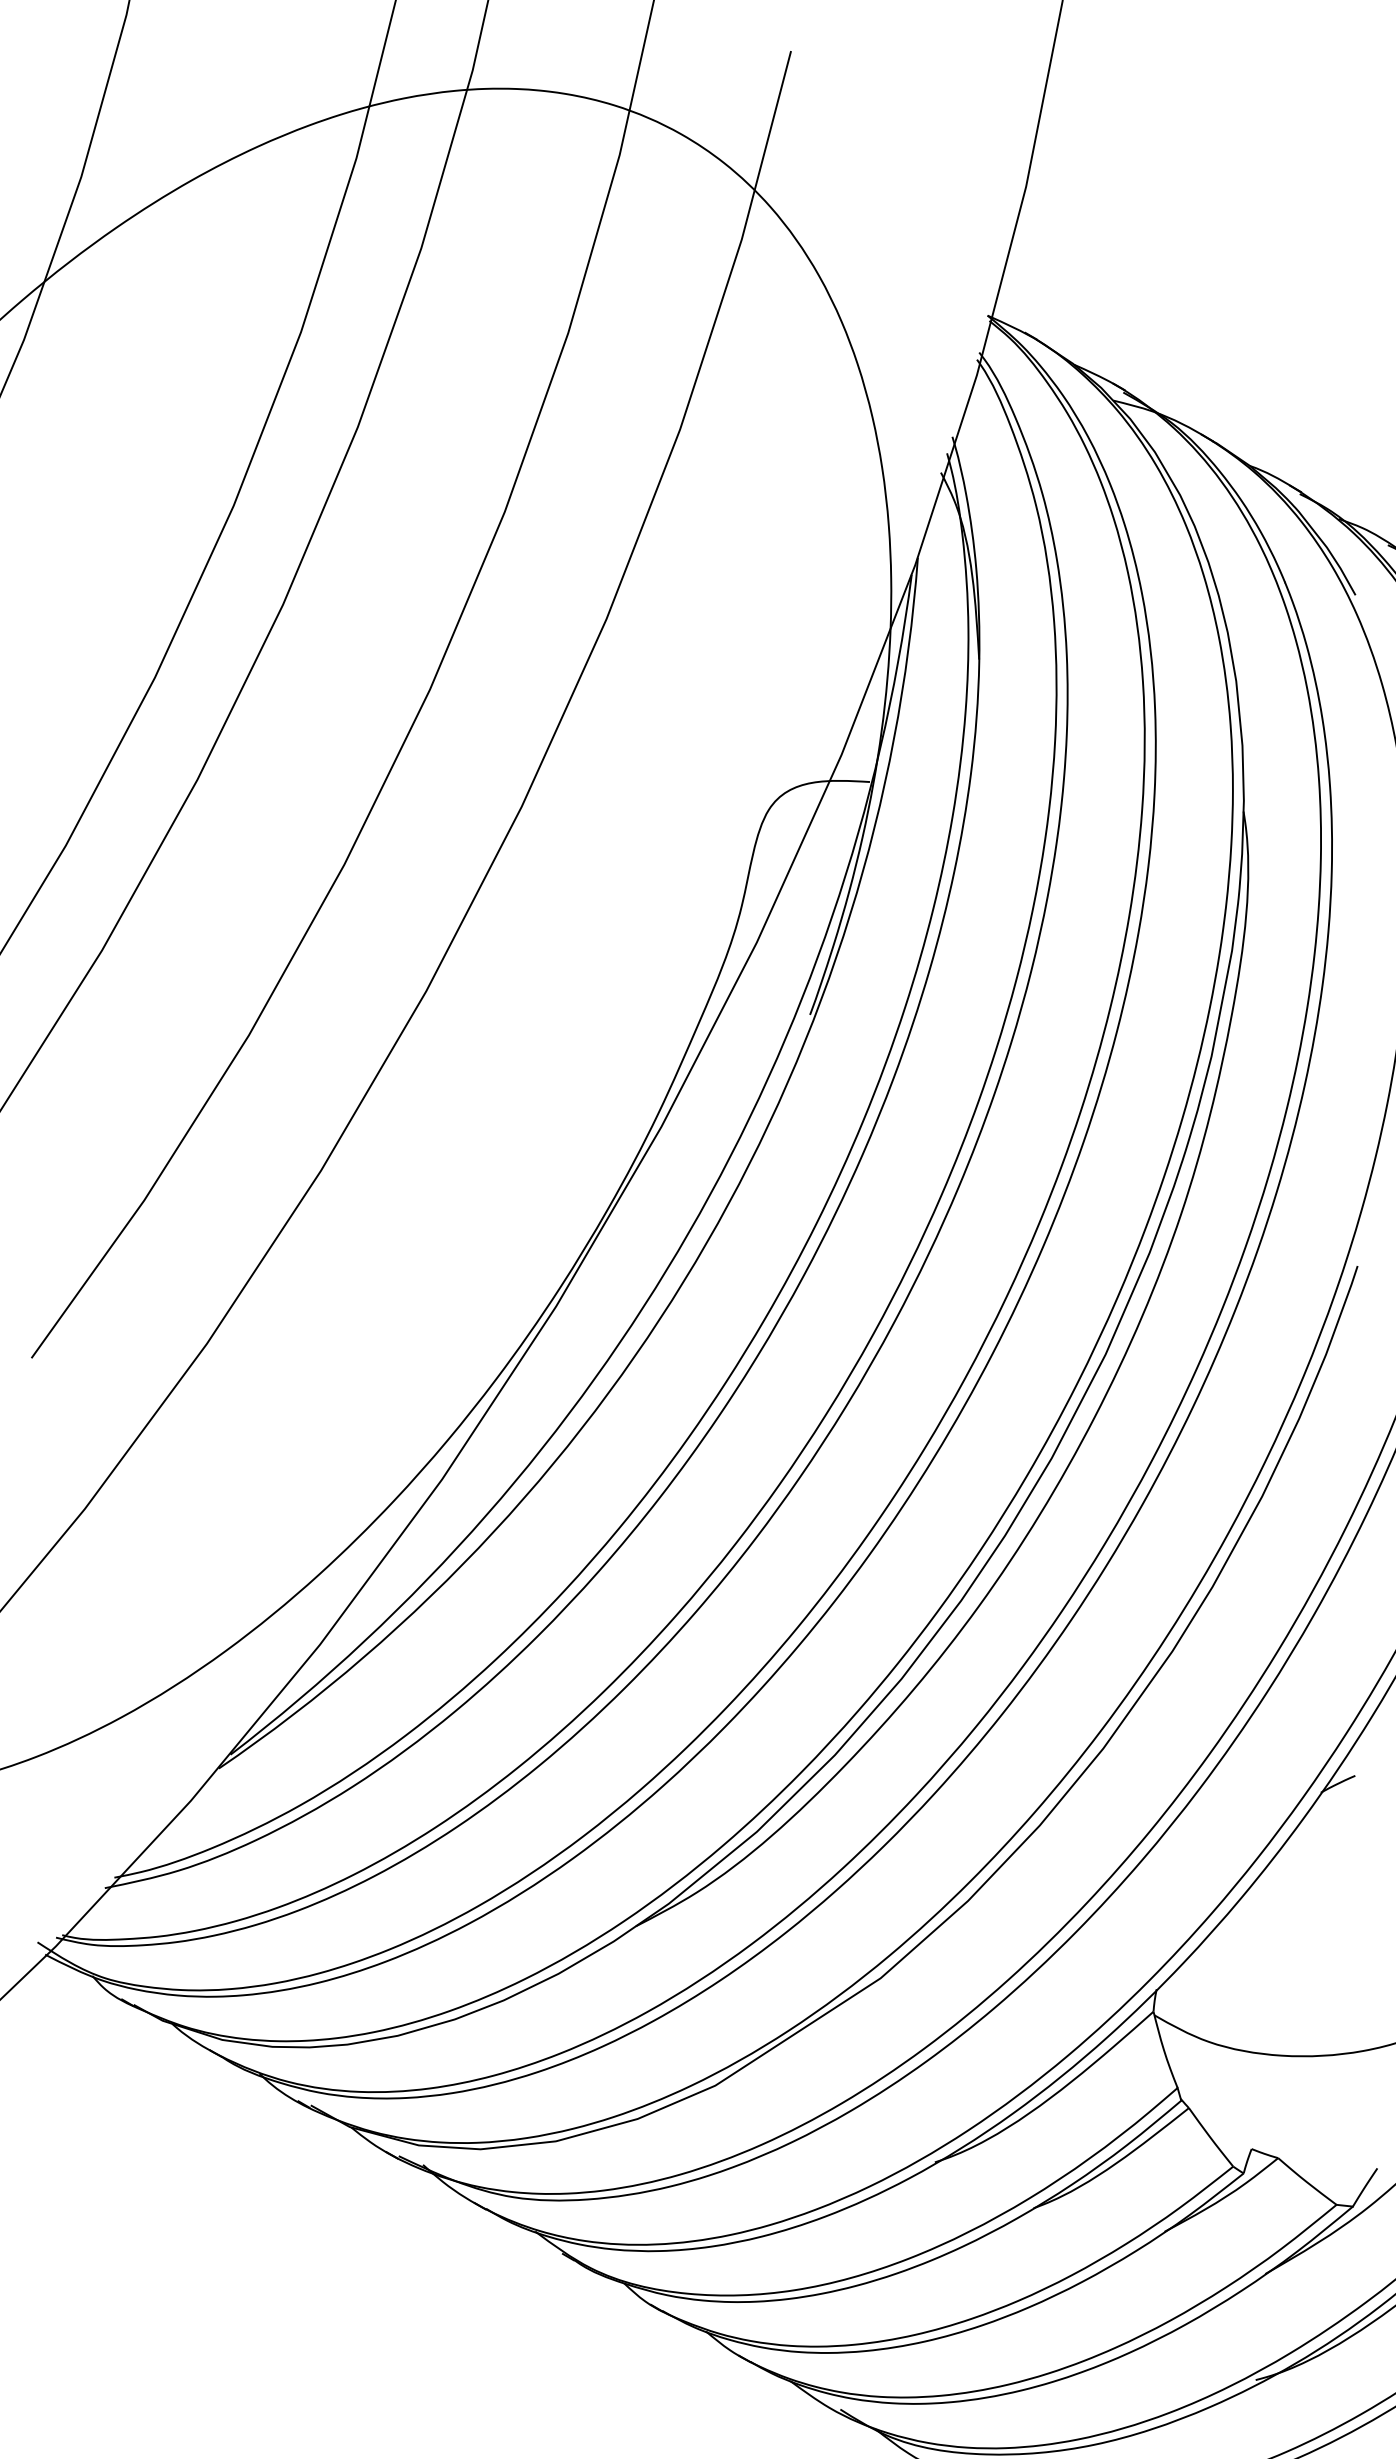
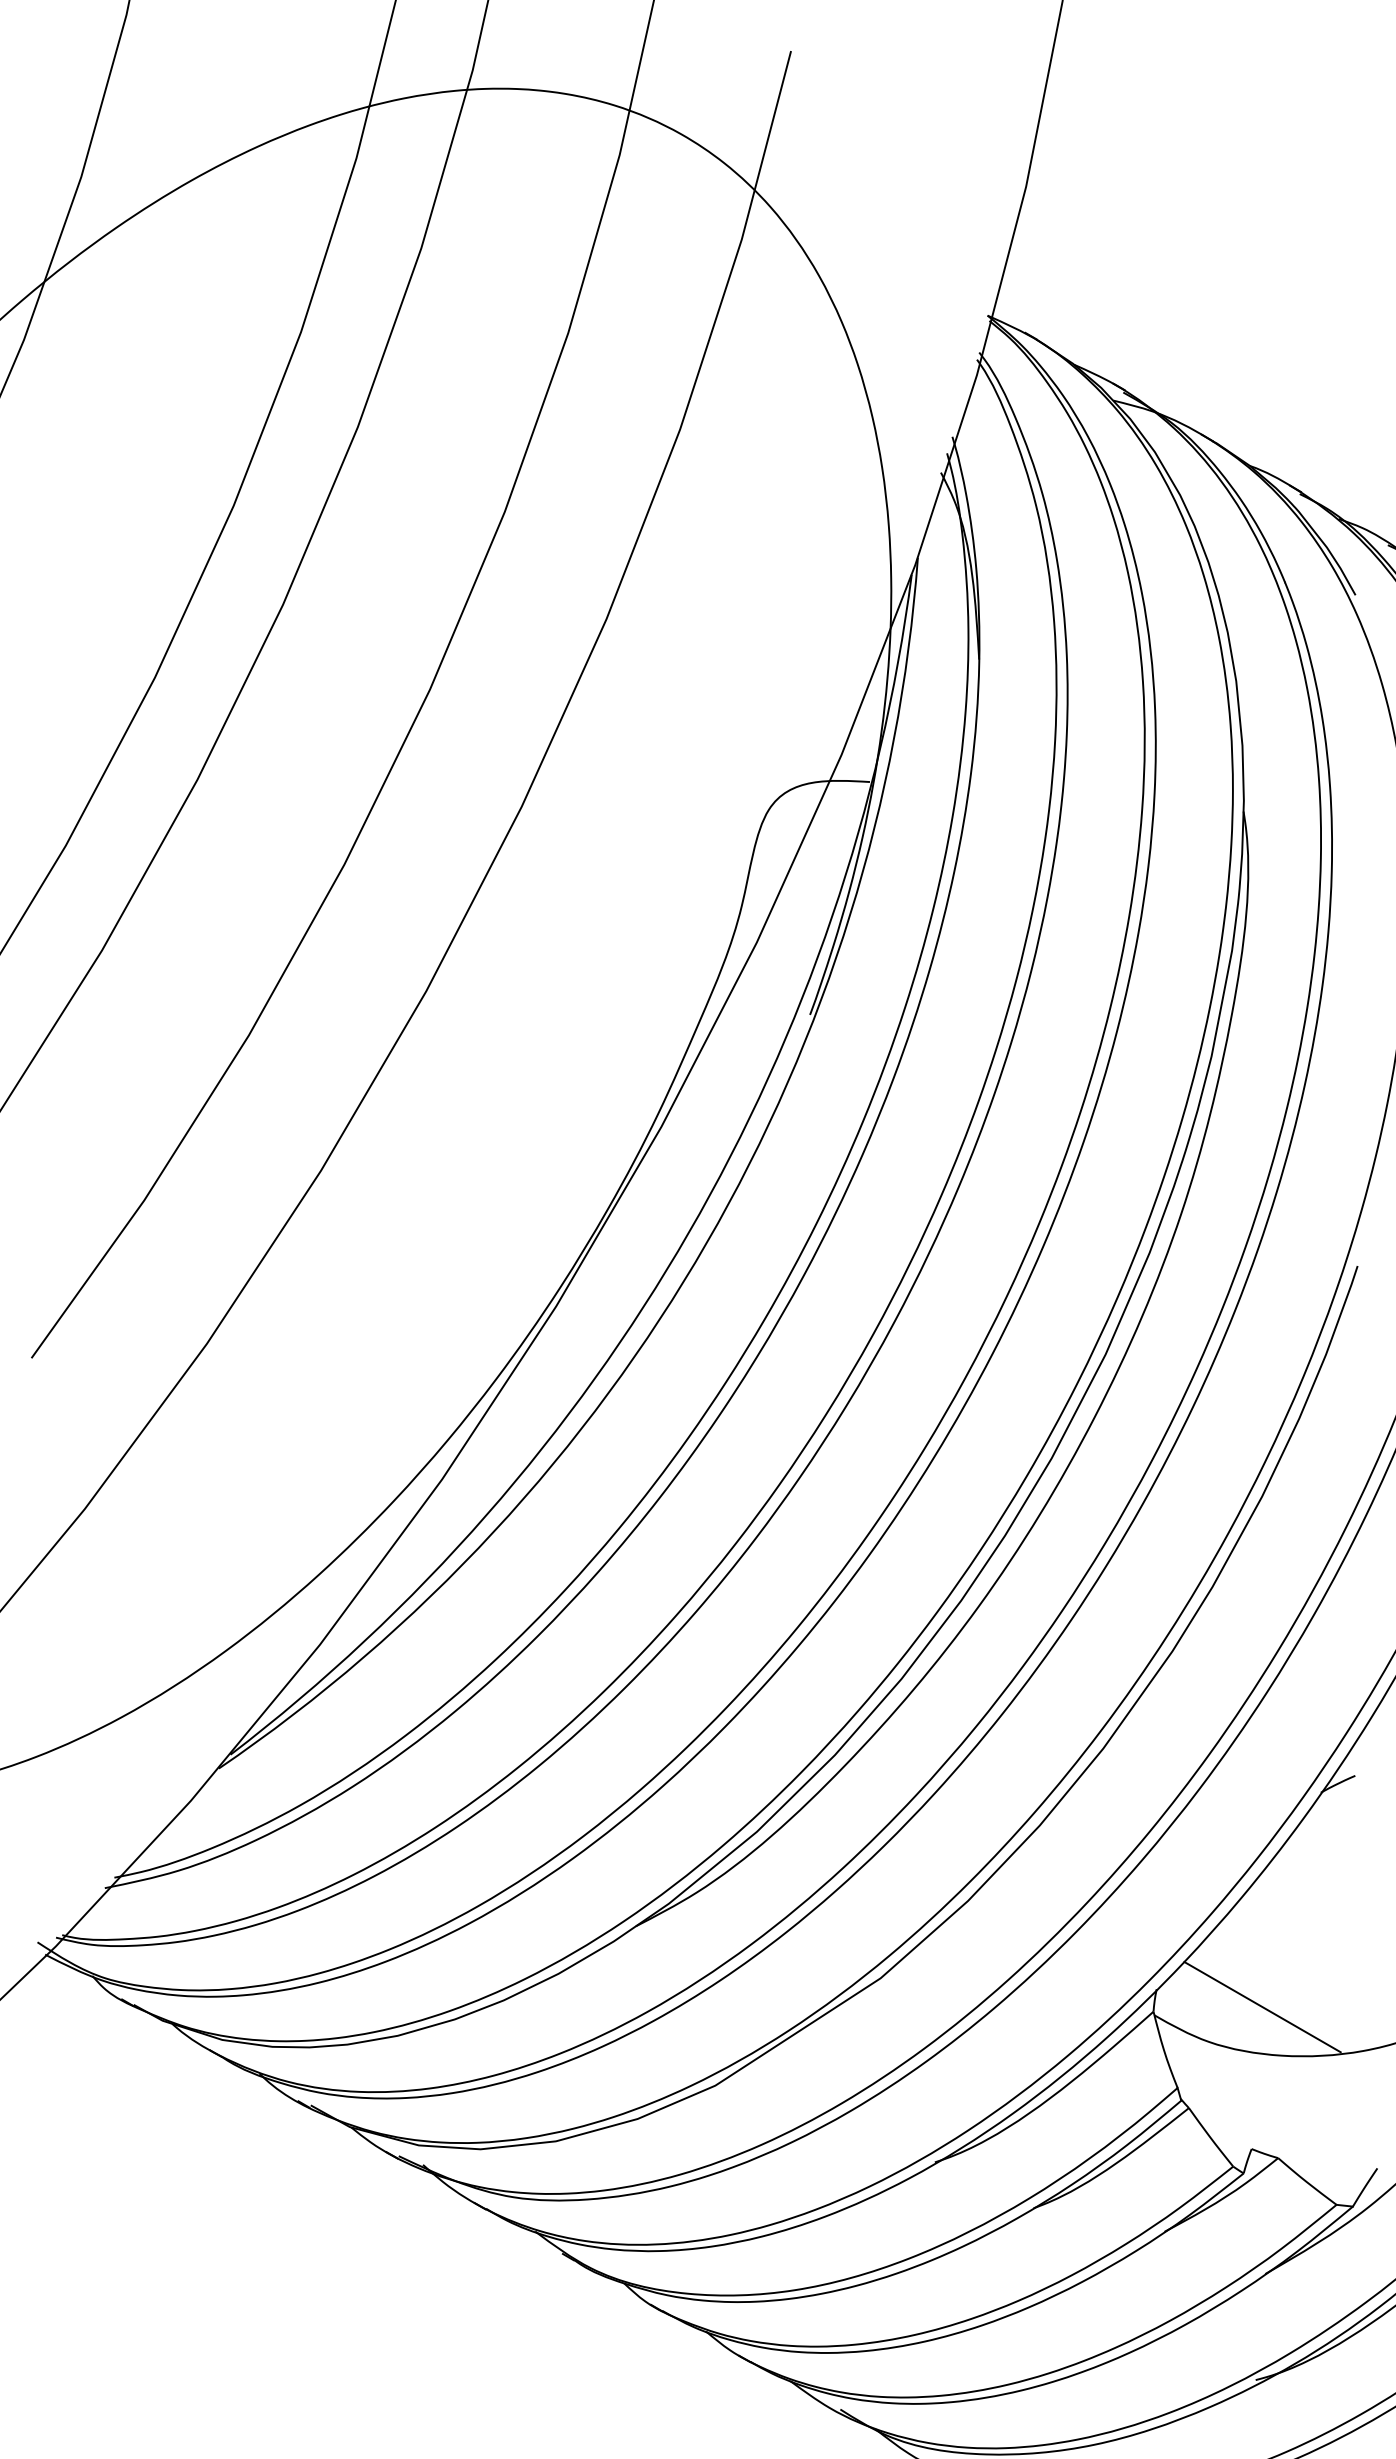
line: none -> present (1262, 2006)
